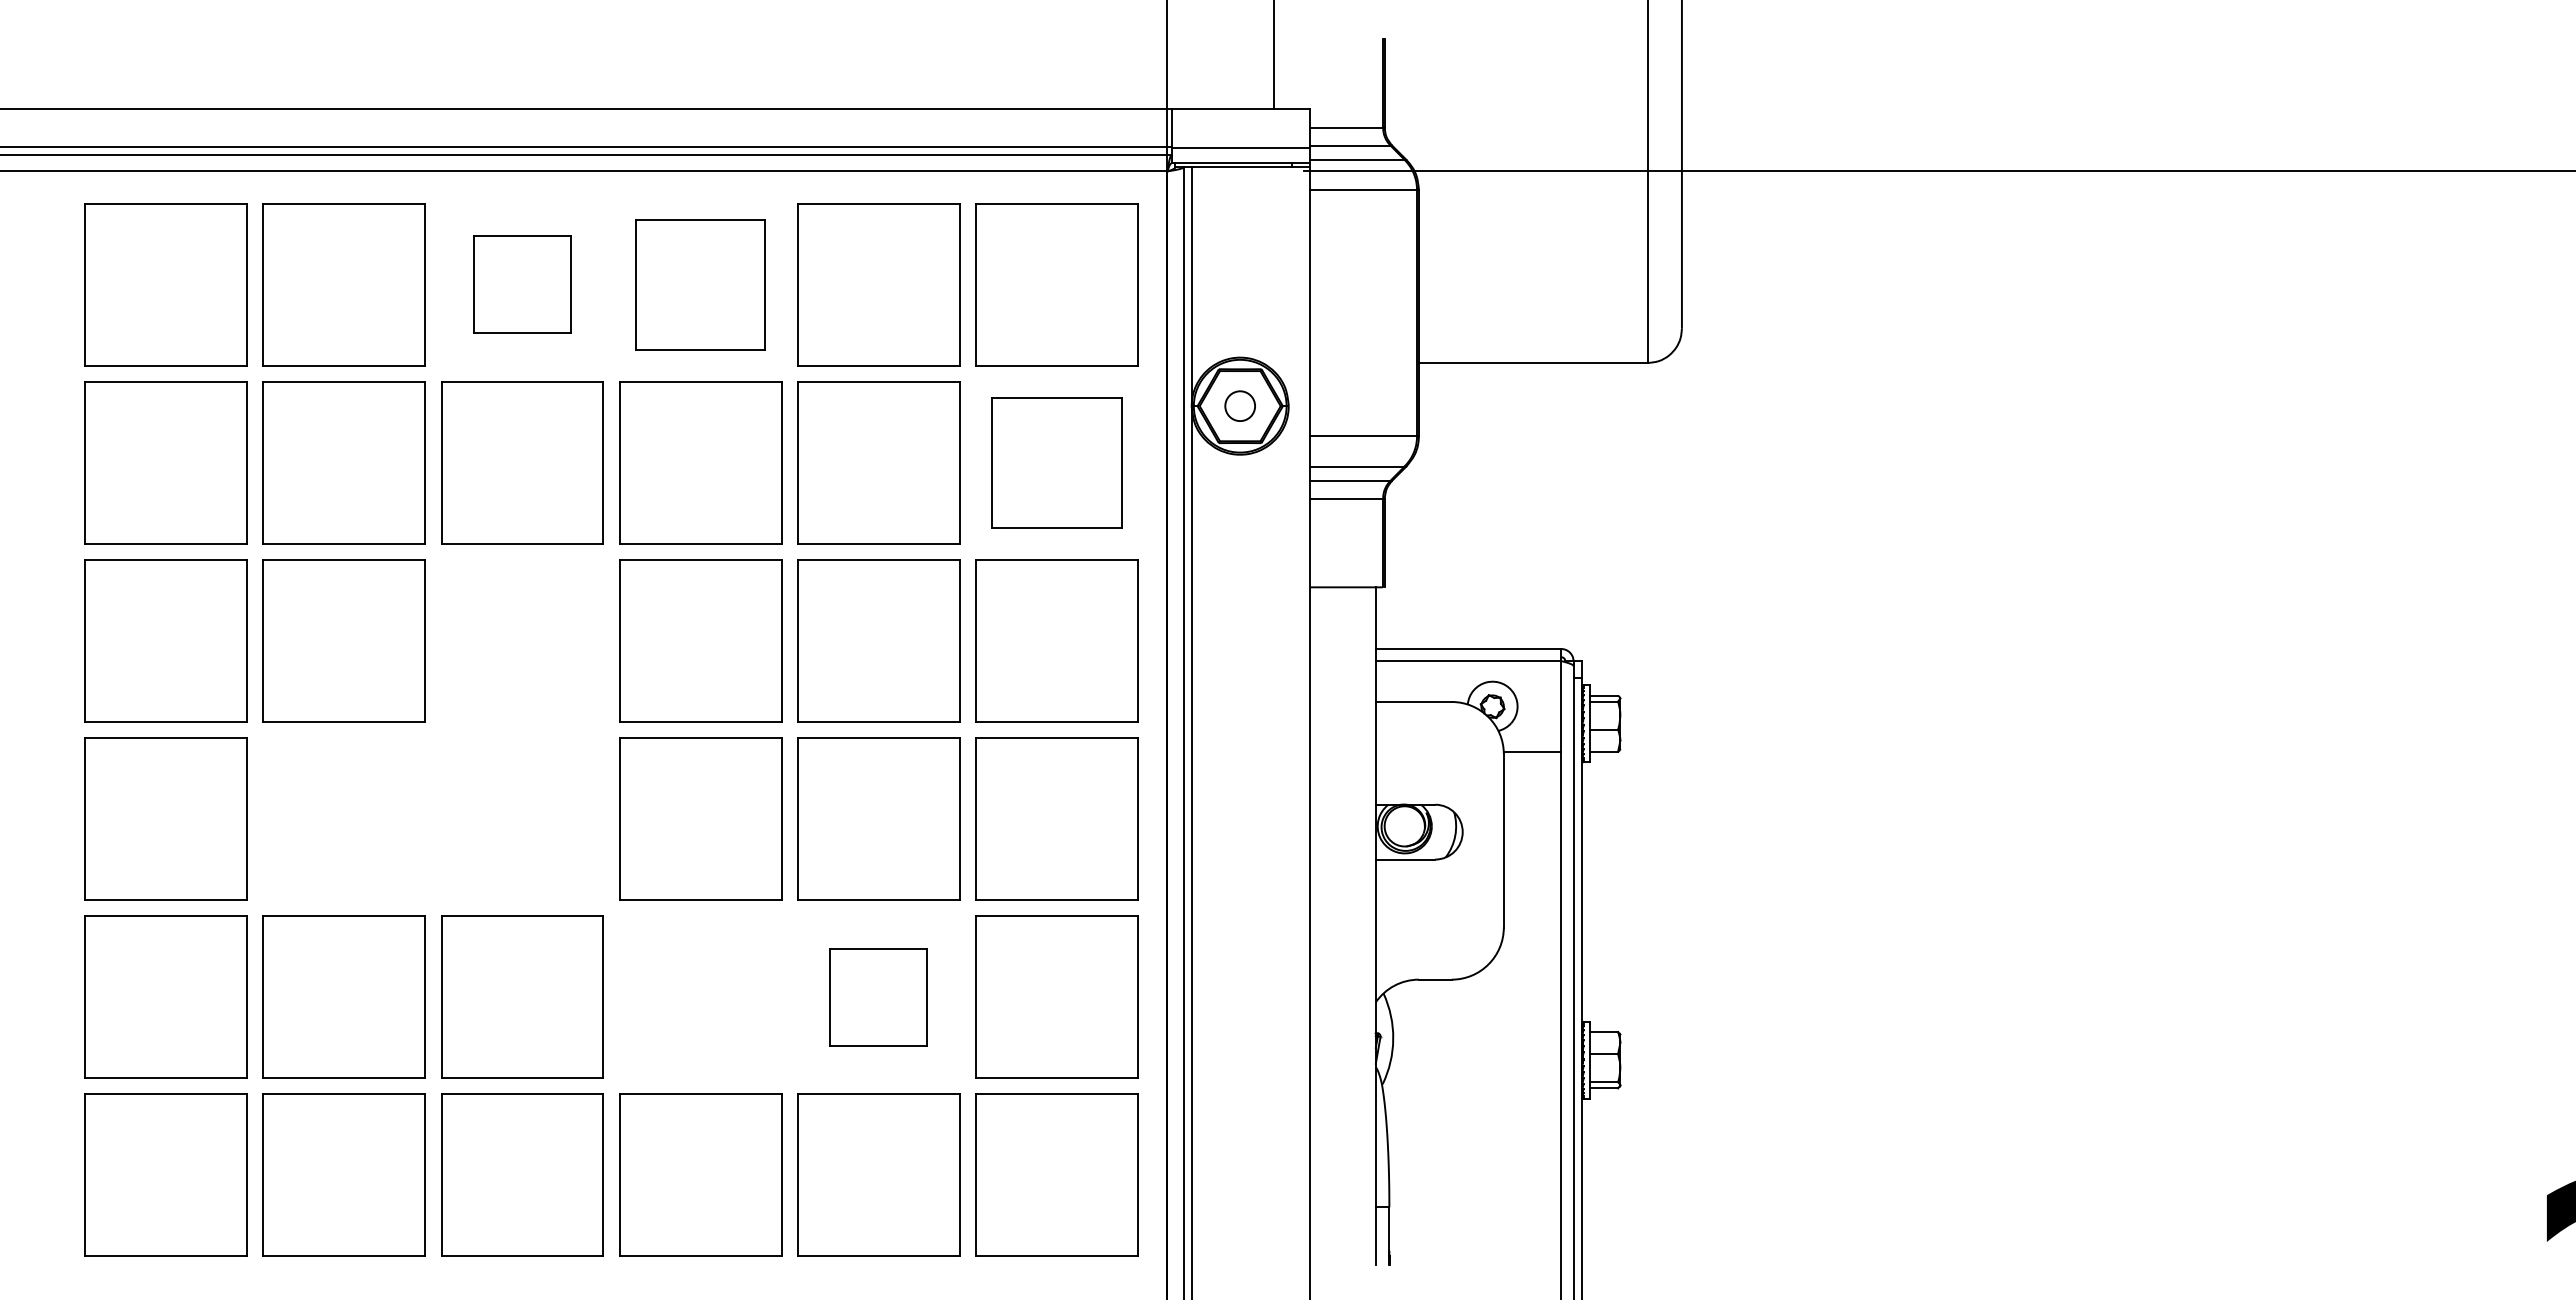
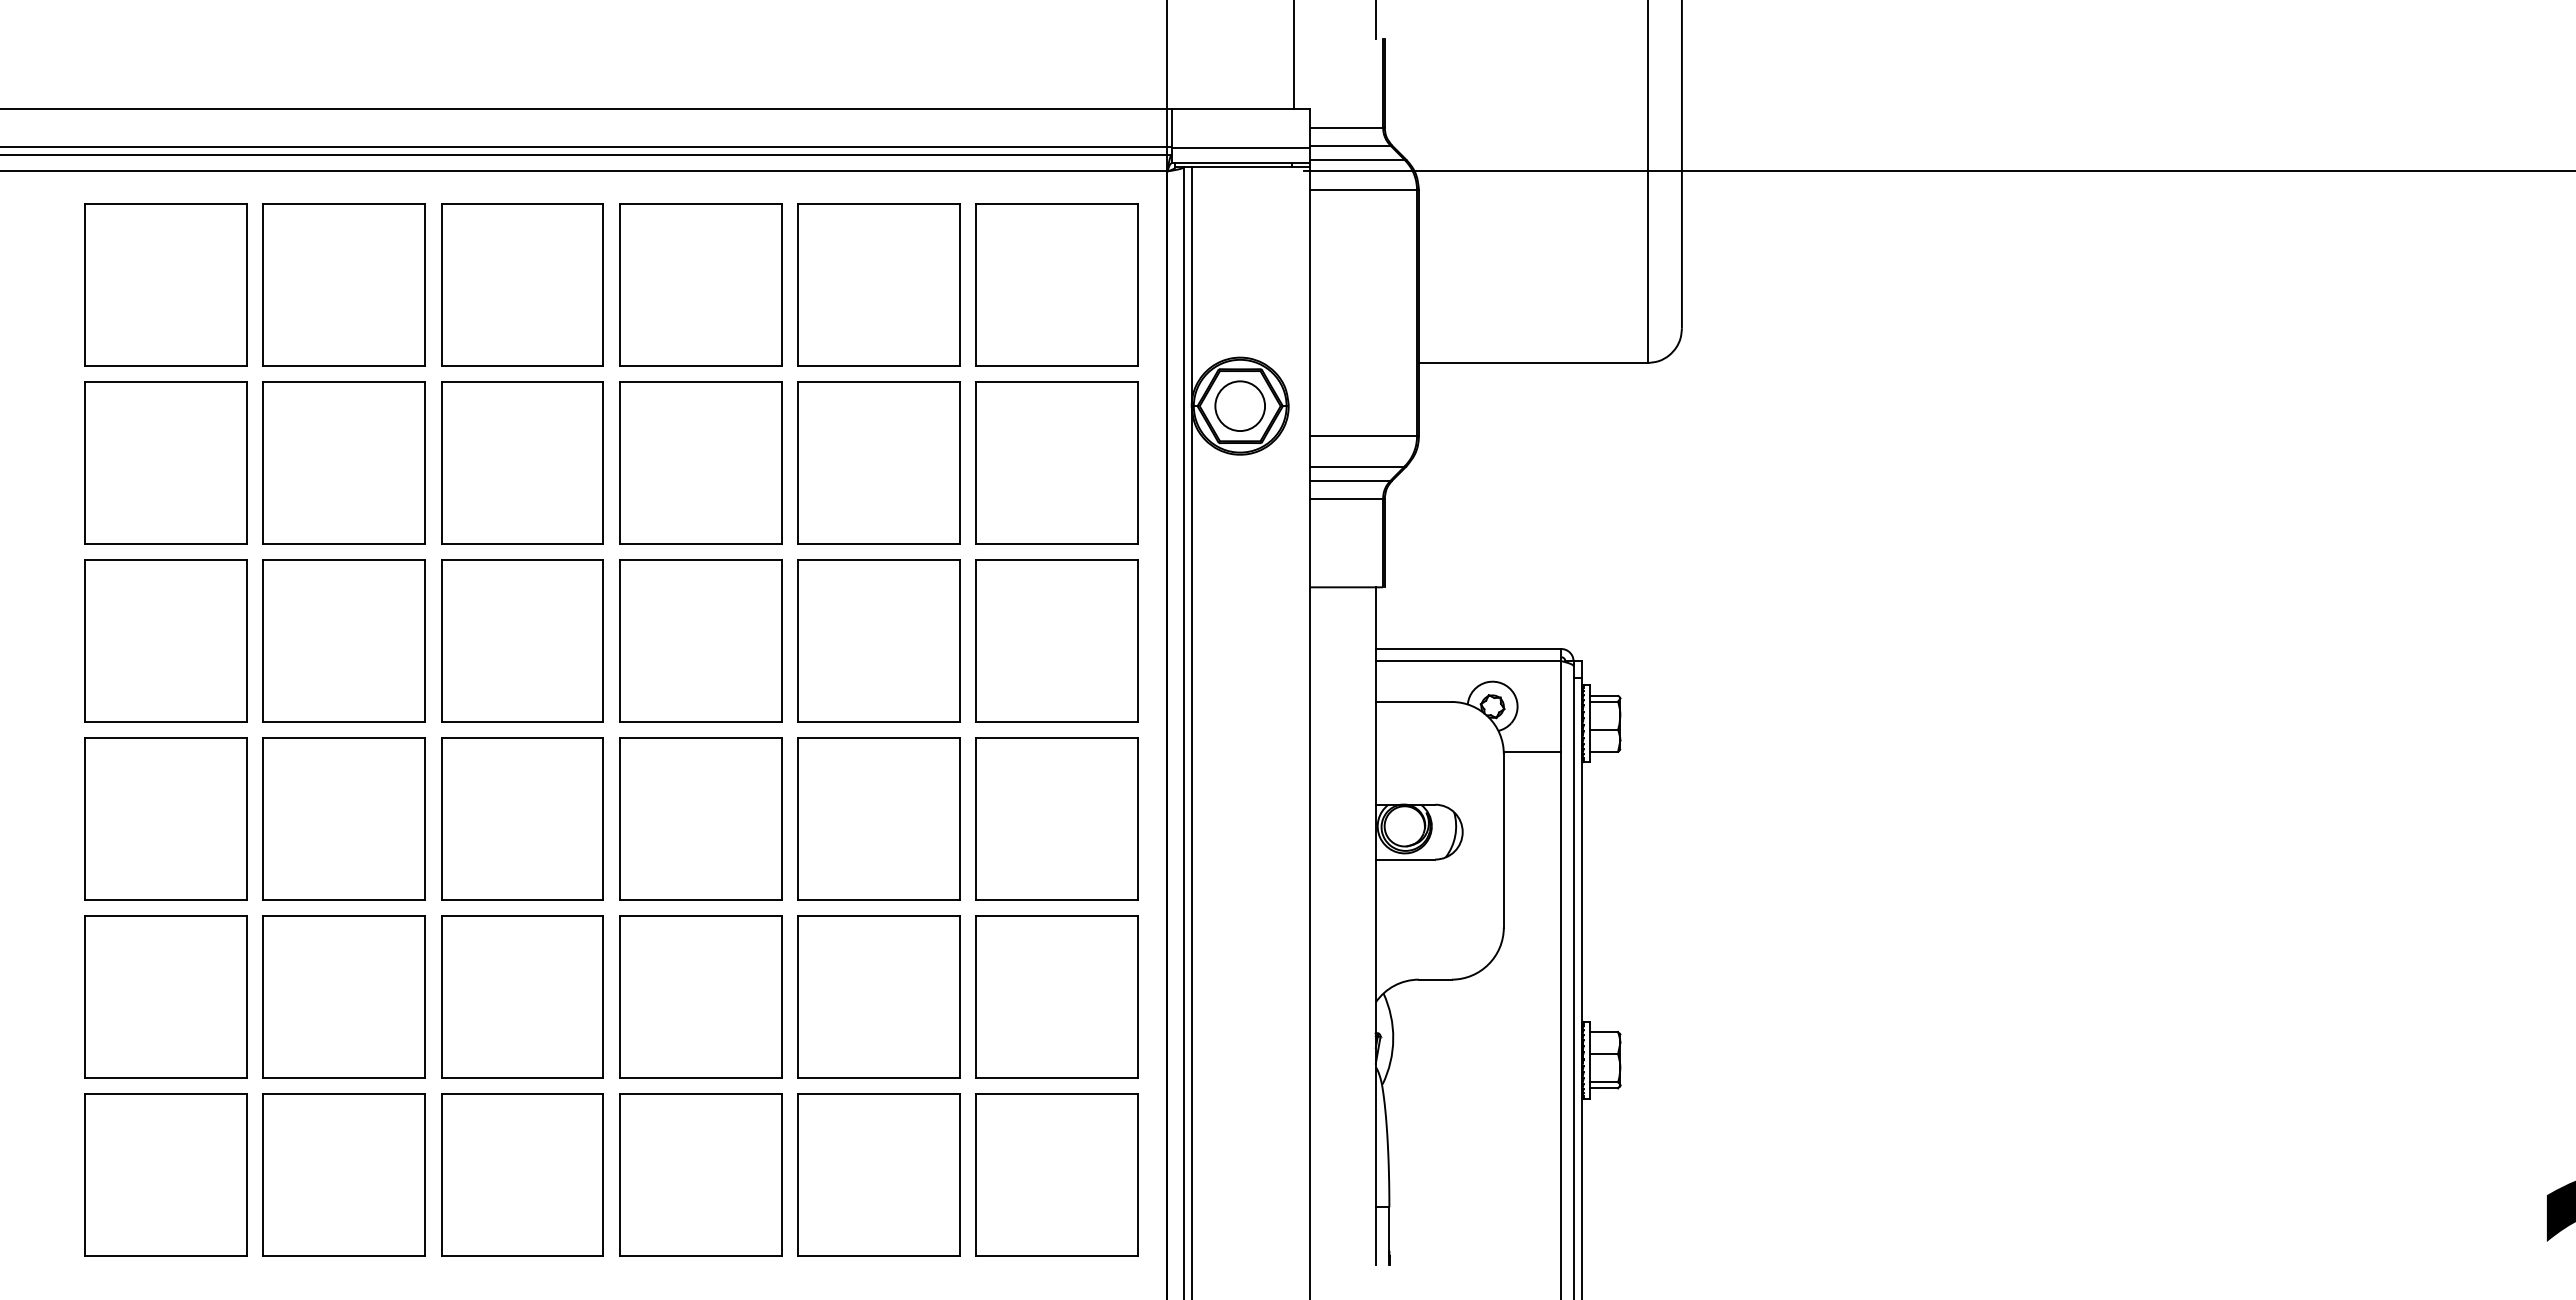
line: none -> present (1375, 20)
line position: (1274, 55) -> (1294, 55) (1294, 55)
part size: 99x99 px -> 163x164 px (522, 284)
part size: 131x132 px -> 164x164 px (700, 284)
circle diameter: 30 px -> 50 px (1240, 406)
part size: 132x132 px -> 164x164 px (1056, 462)
part: none -> present (522, 640)
part: none -> present (343, 818)
part: none -> present (522, 818)
part: none -> present (700, 996)
part size: 99x99 px -> 164x164 px (878, 996)
